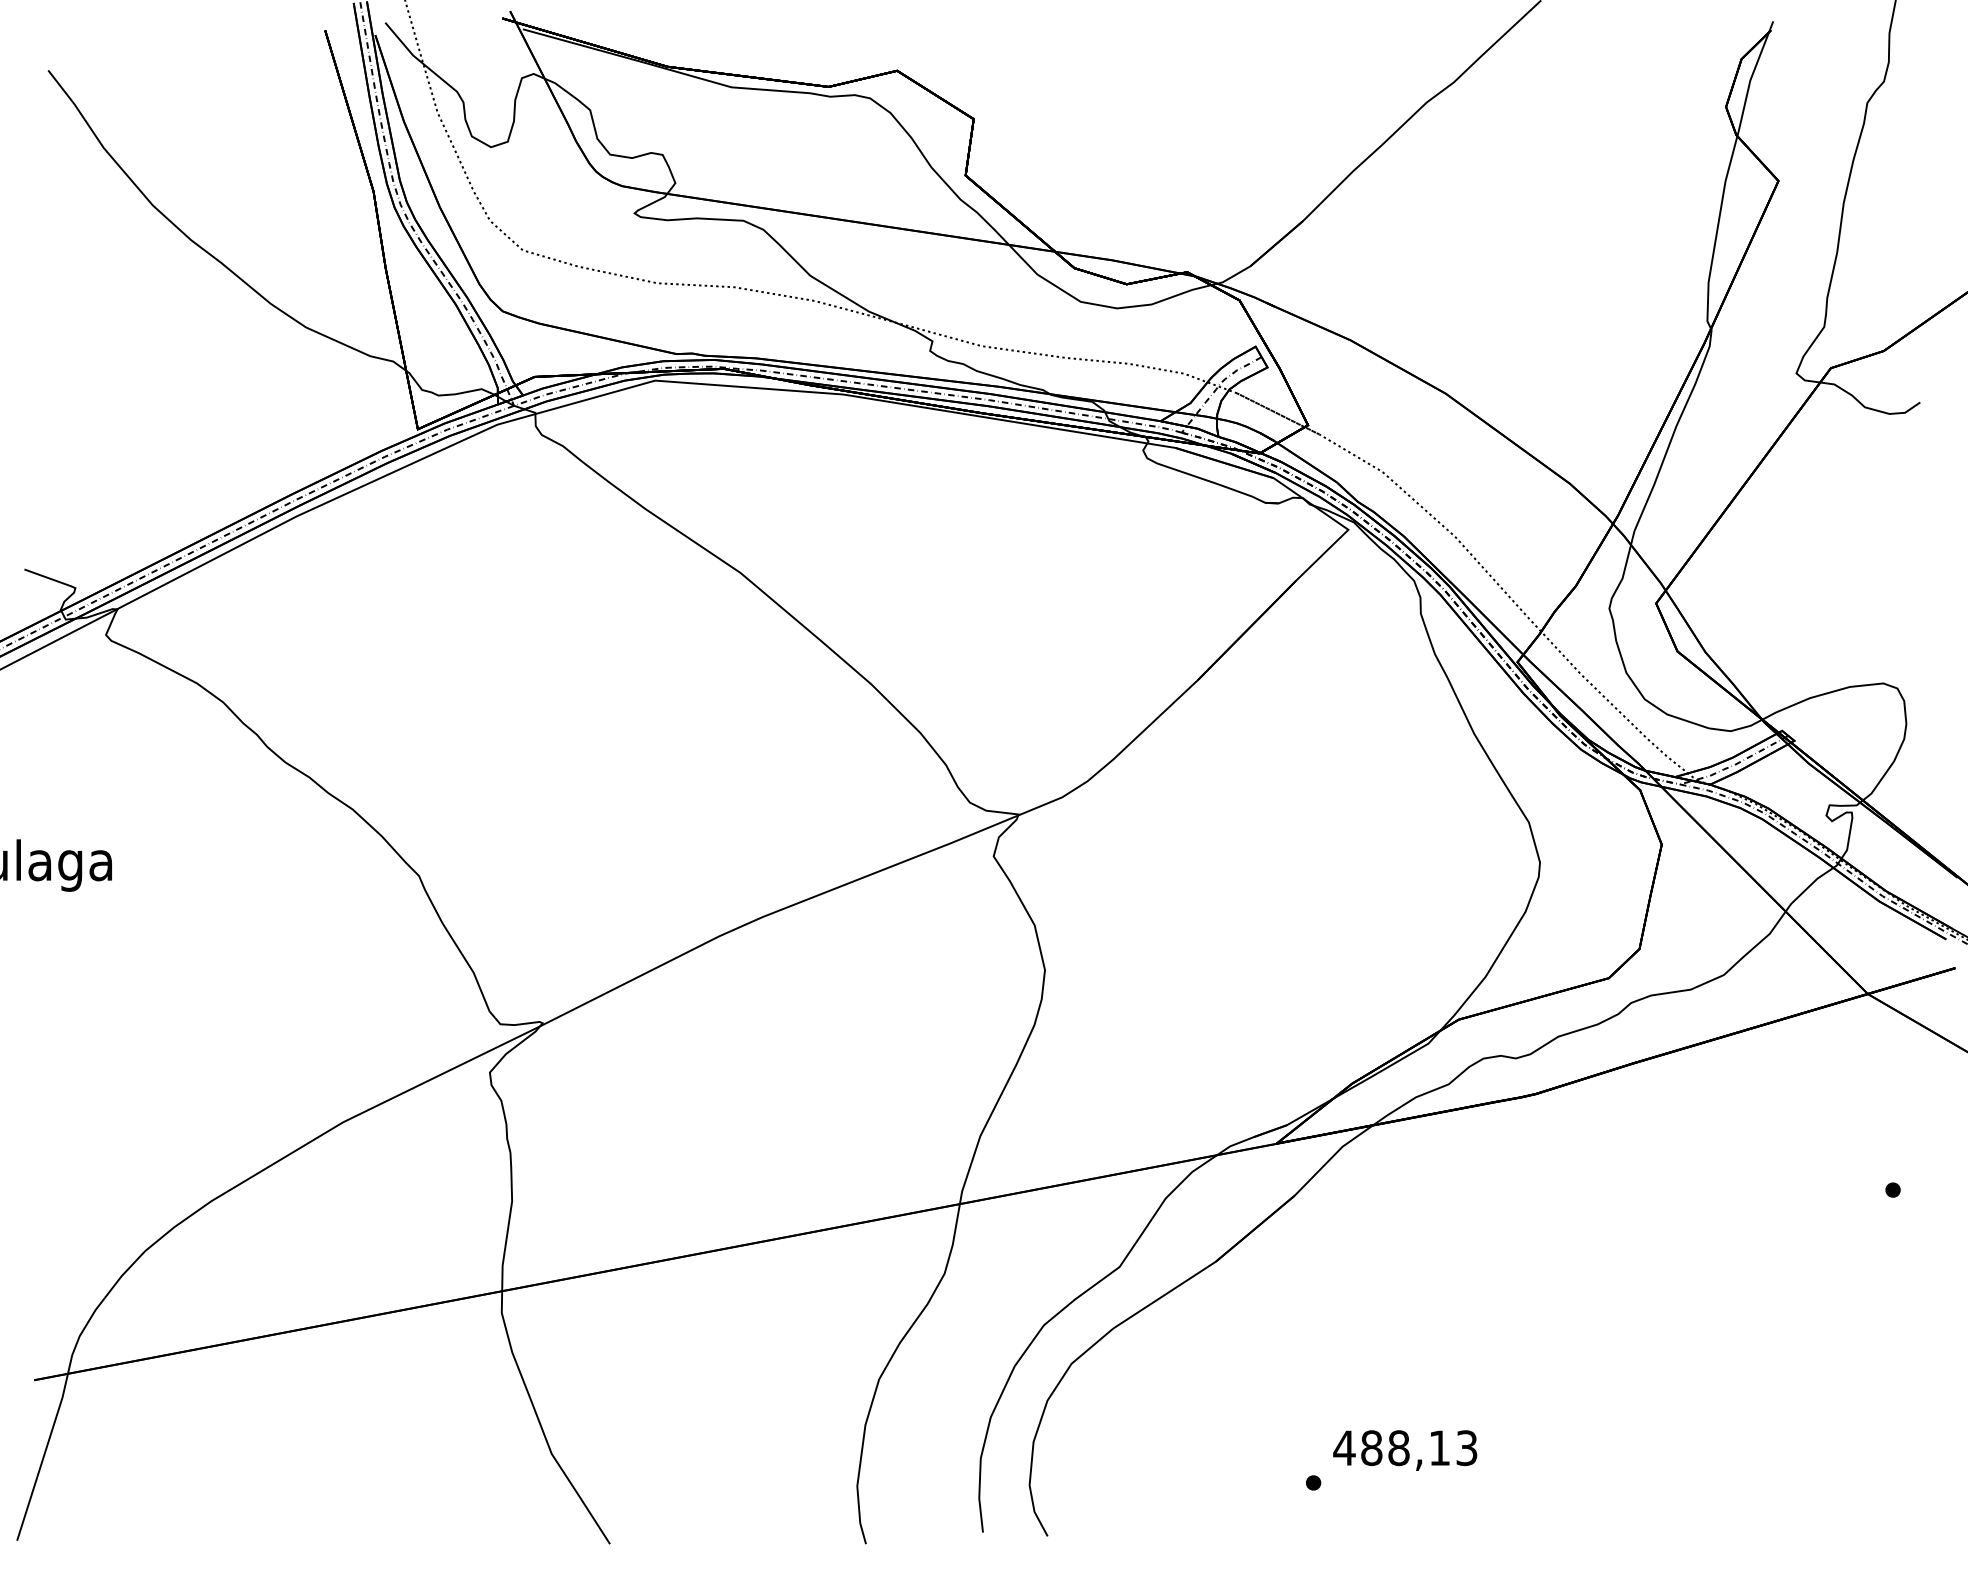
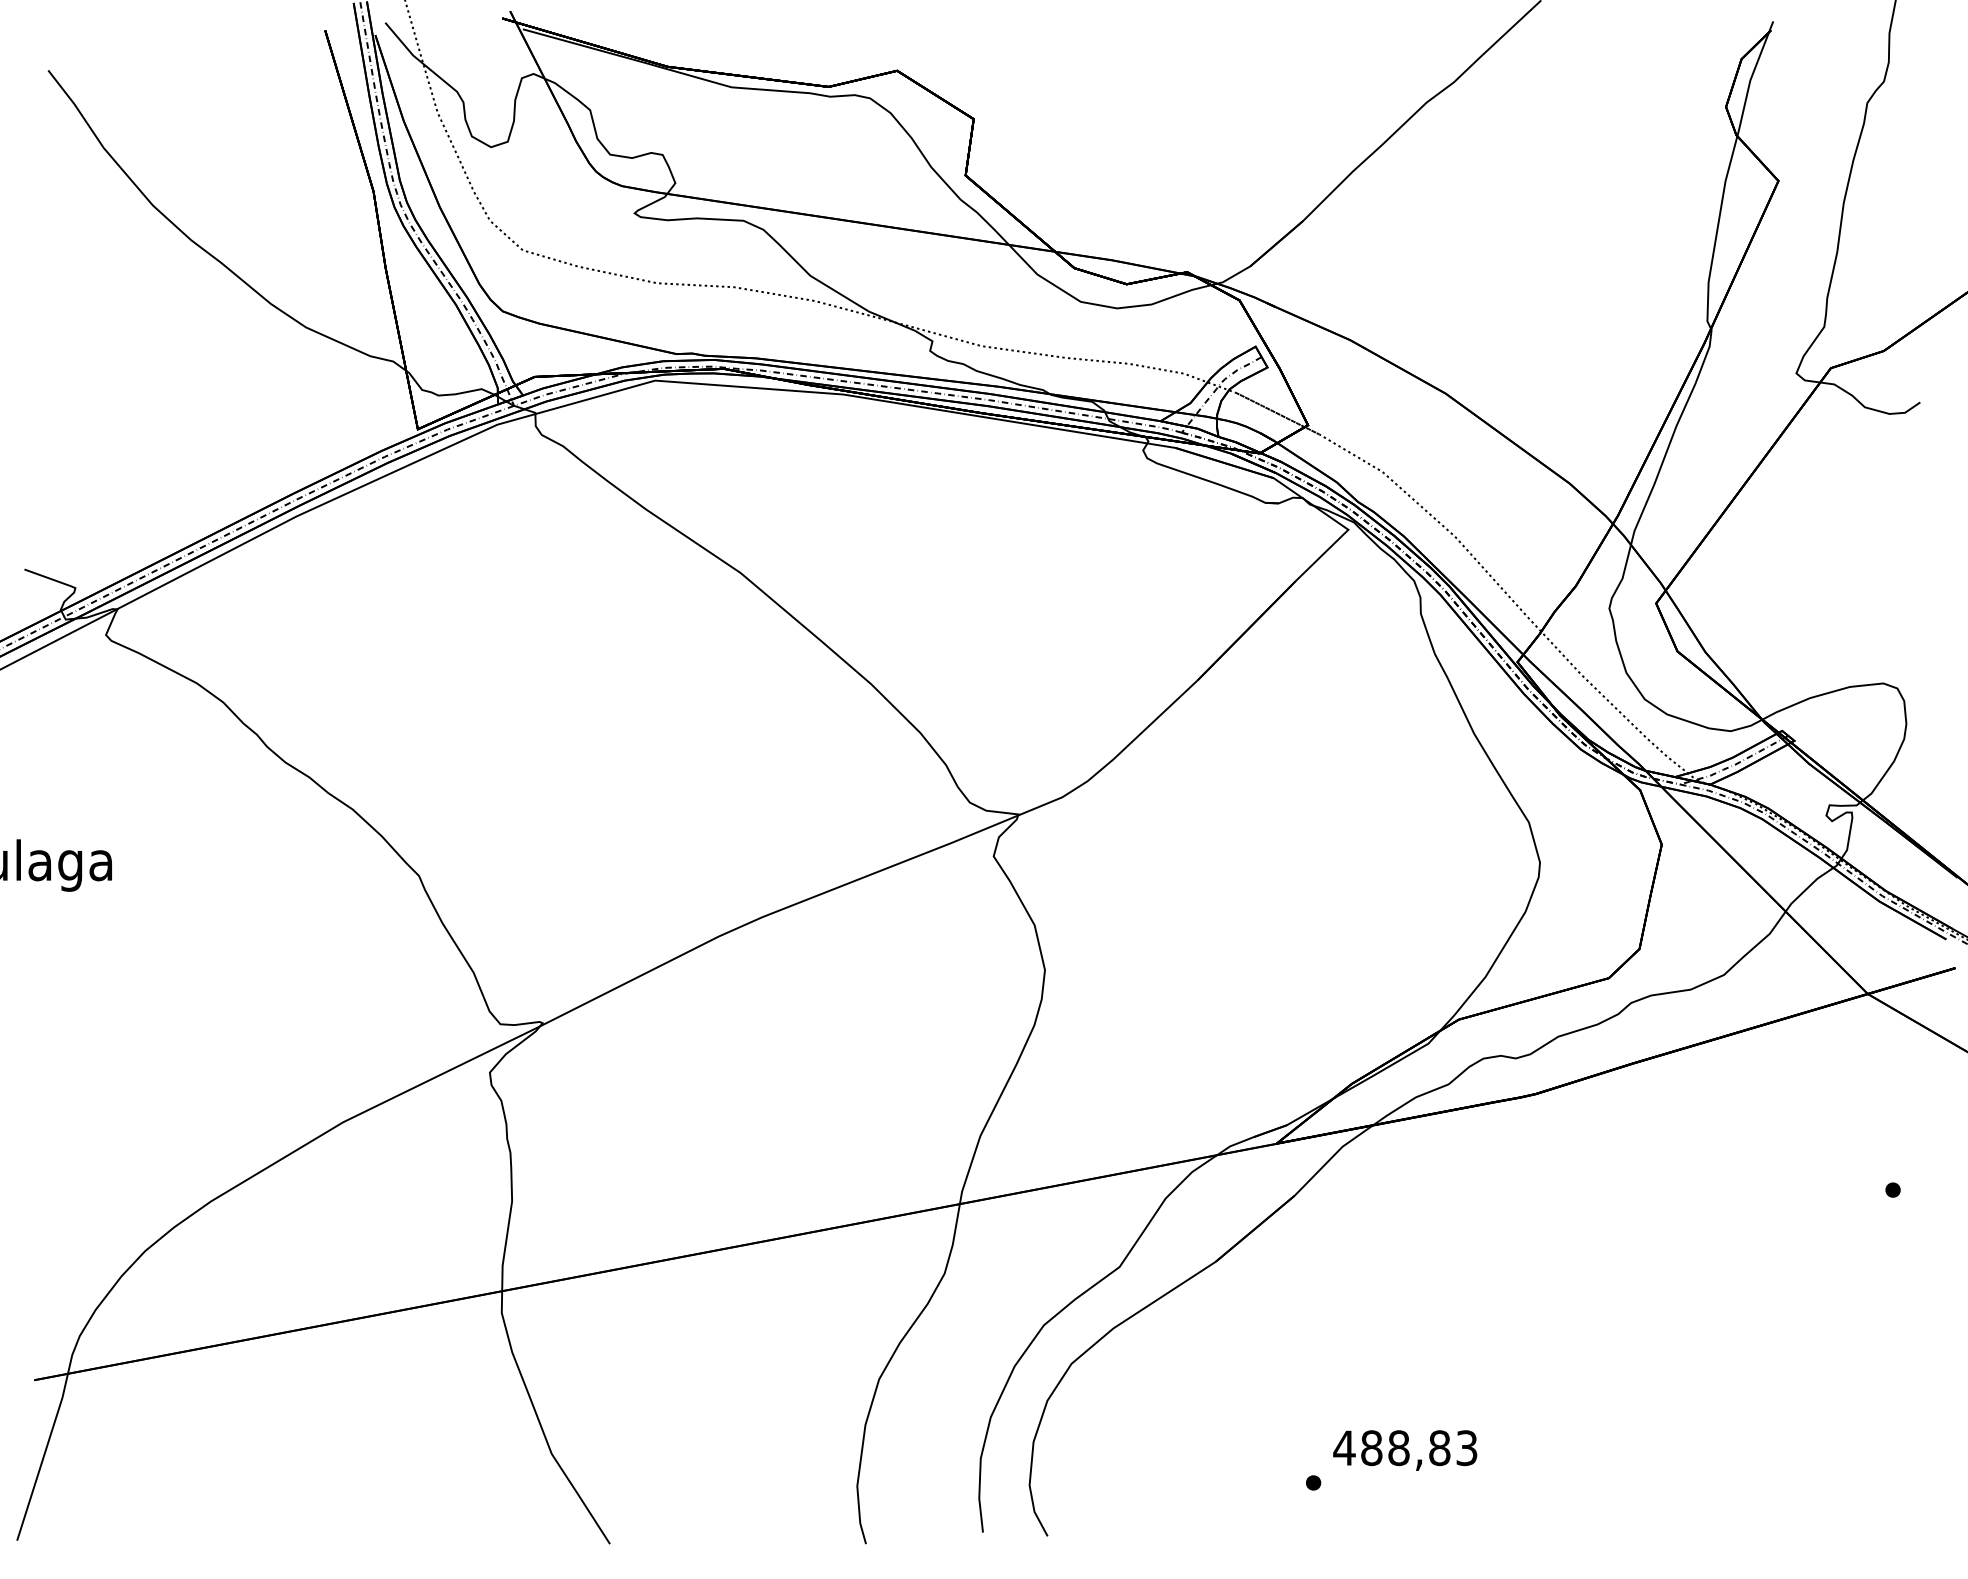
text: 488,13 -> 488,83 (1439, 1448)
